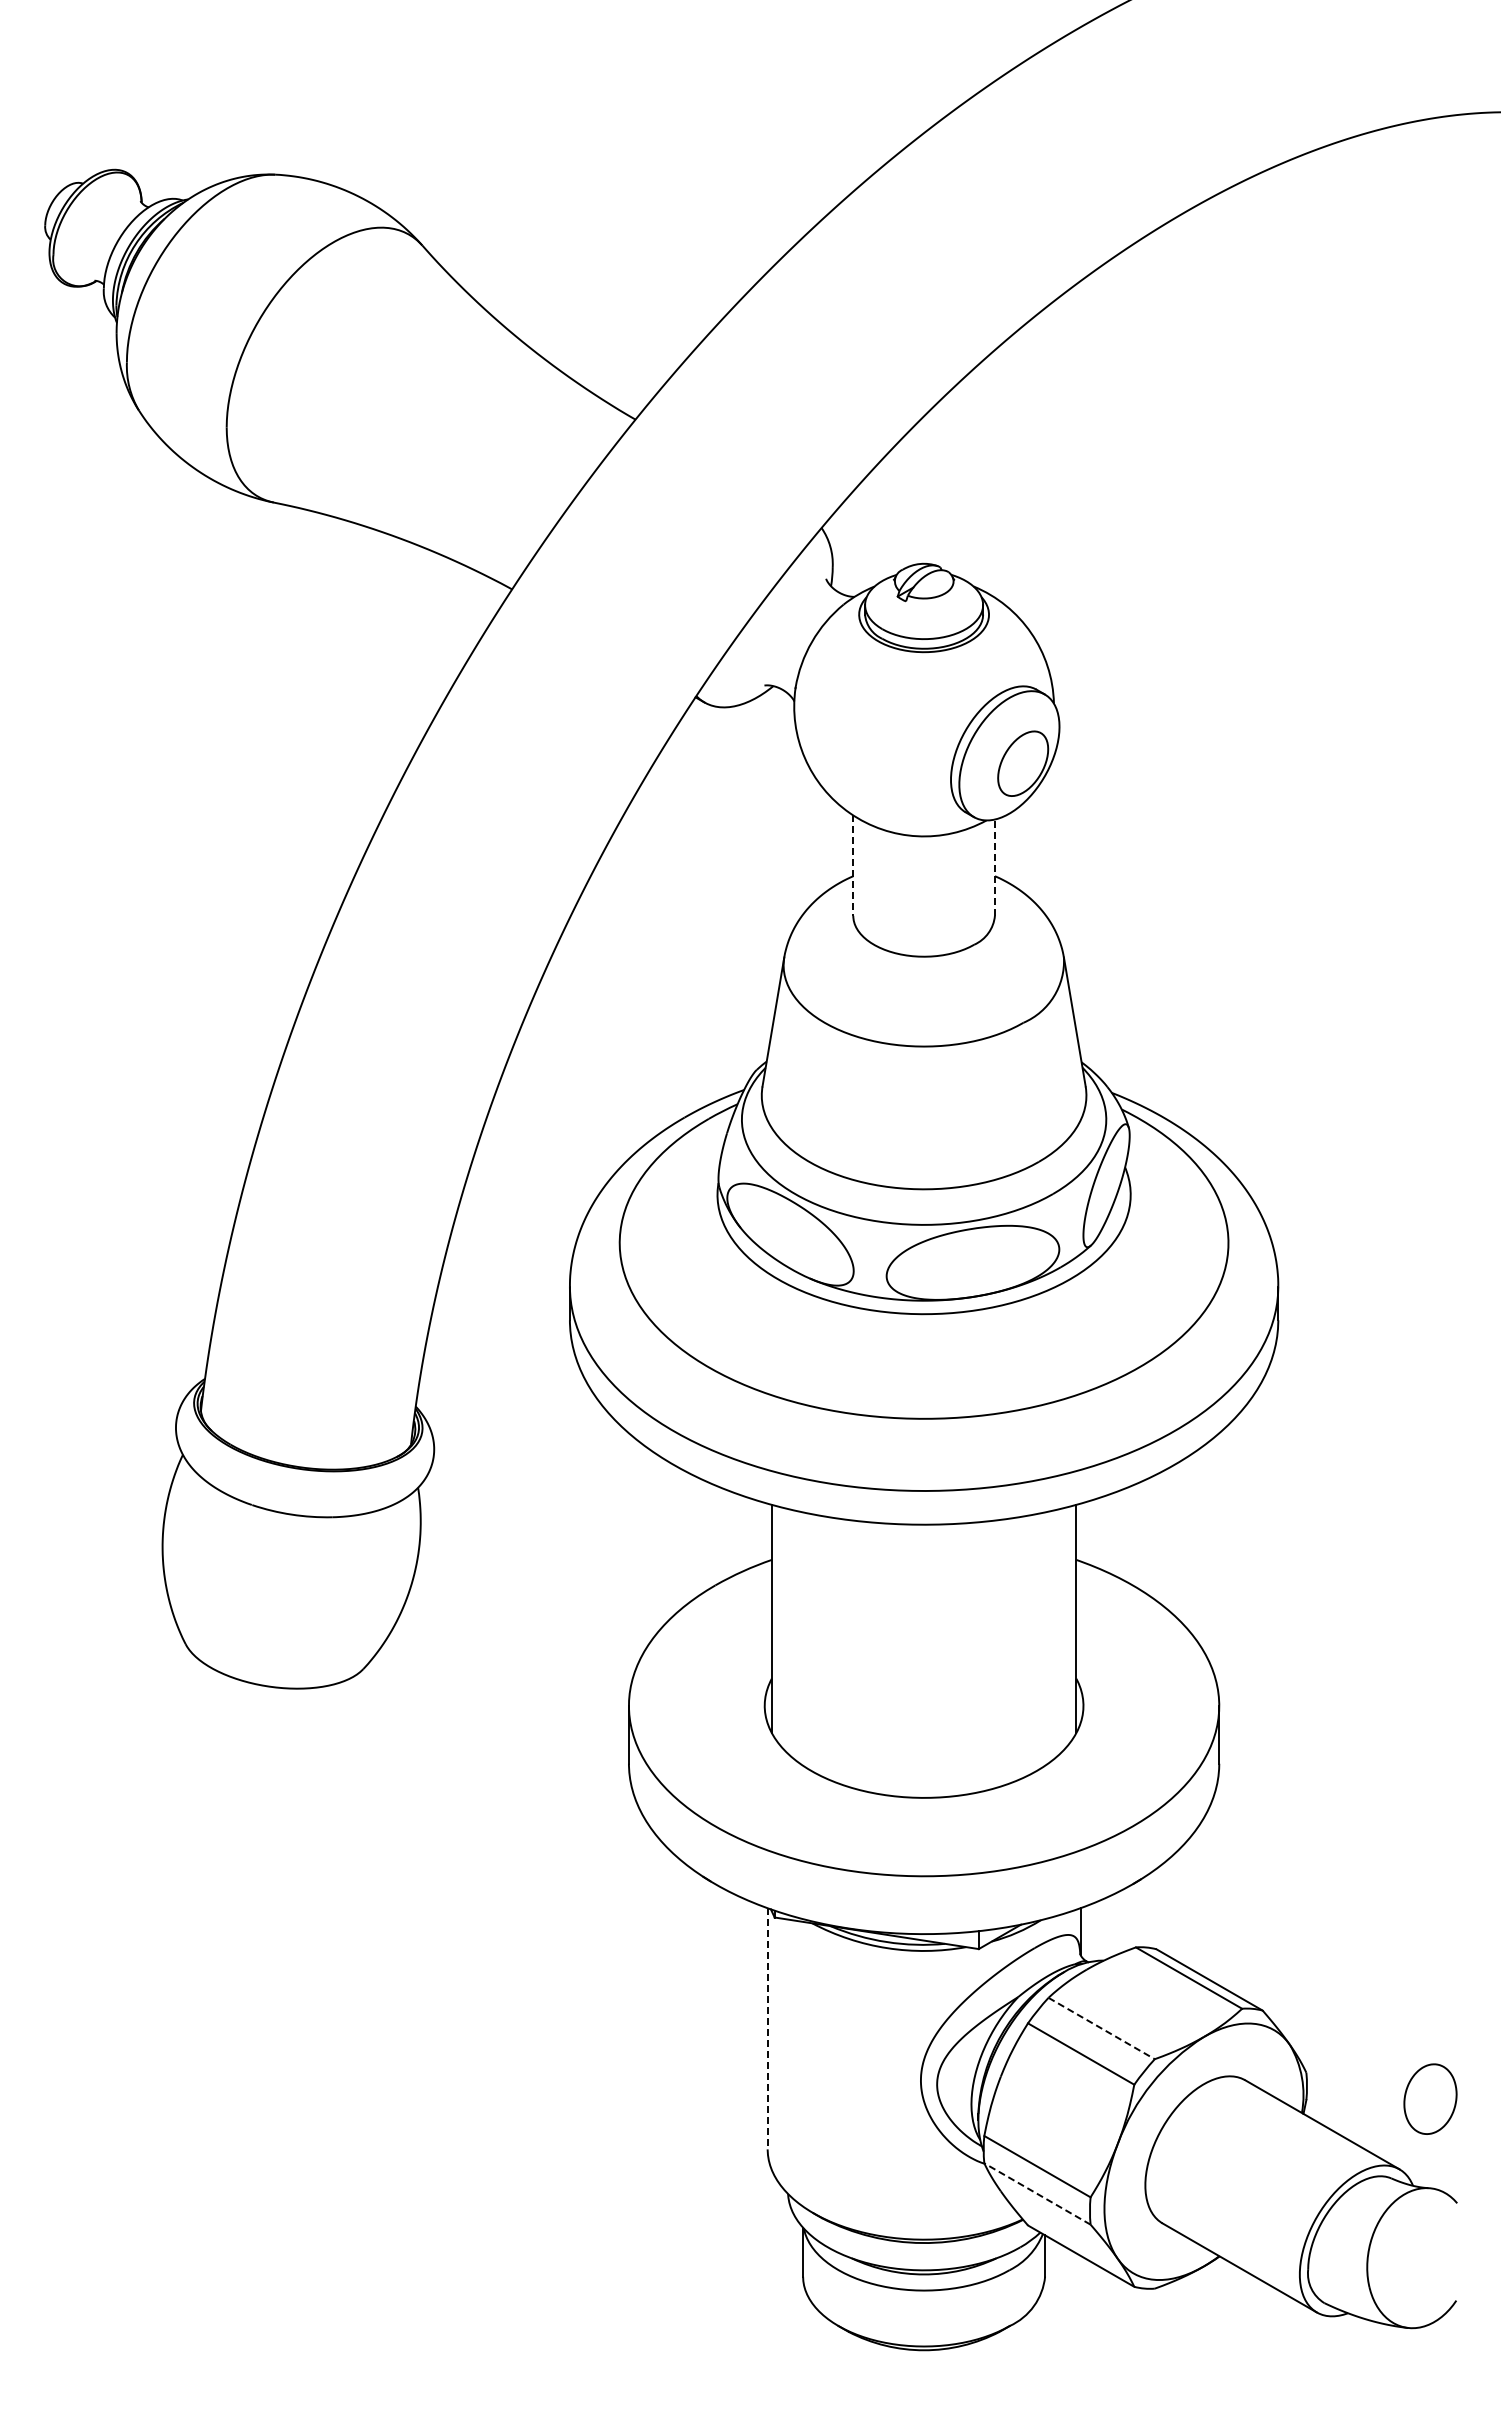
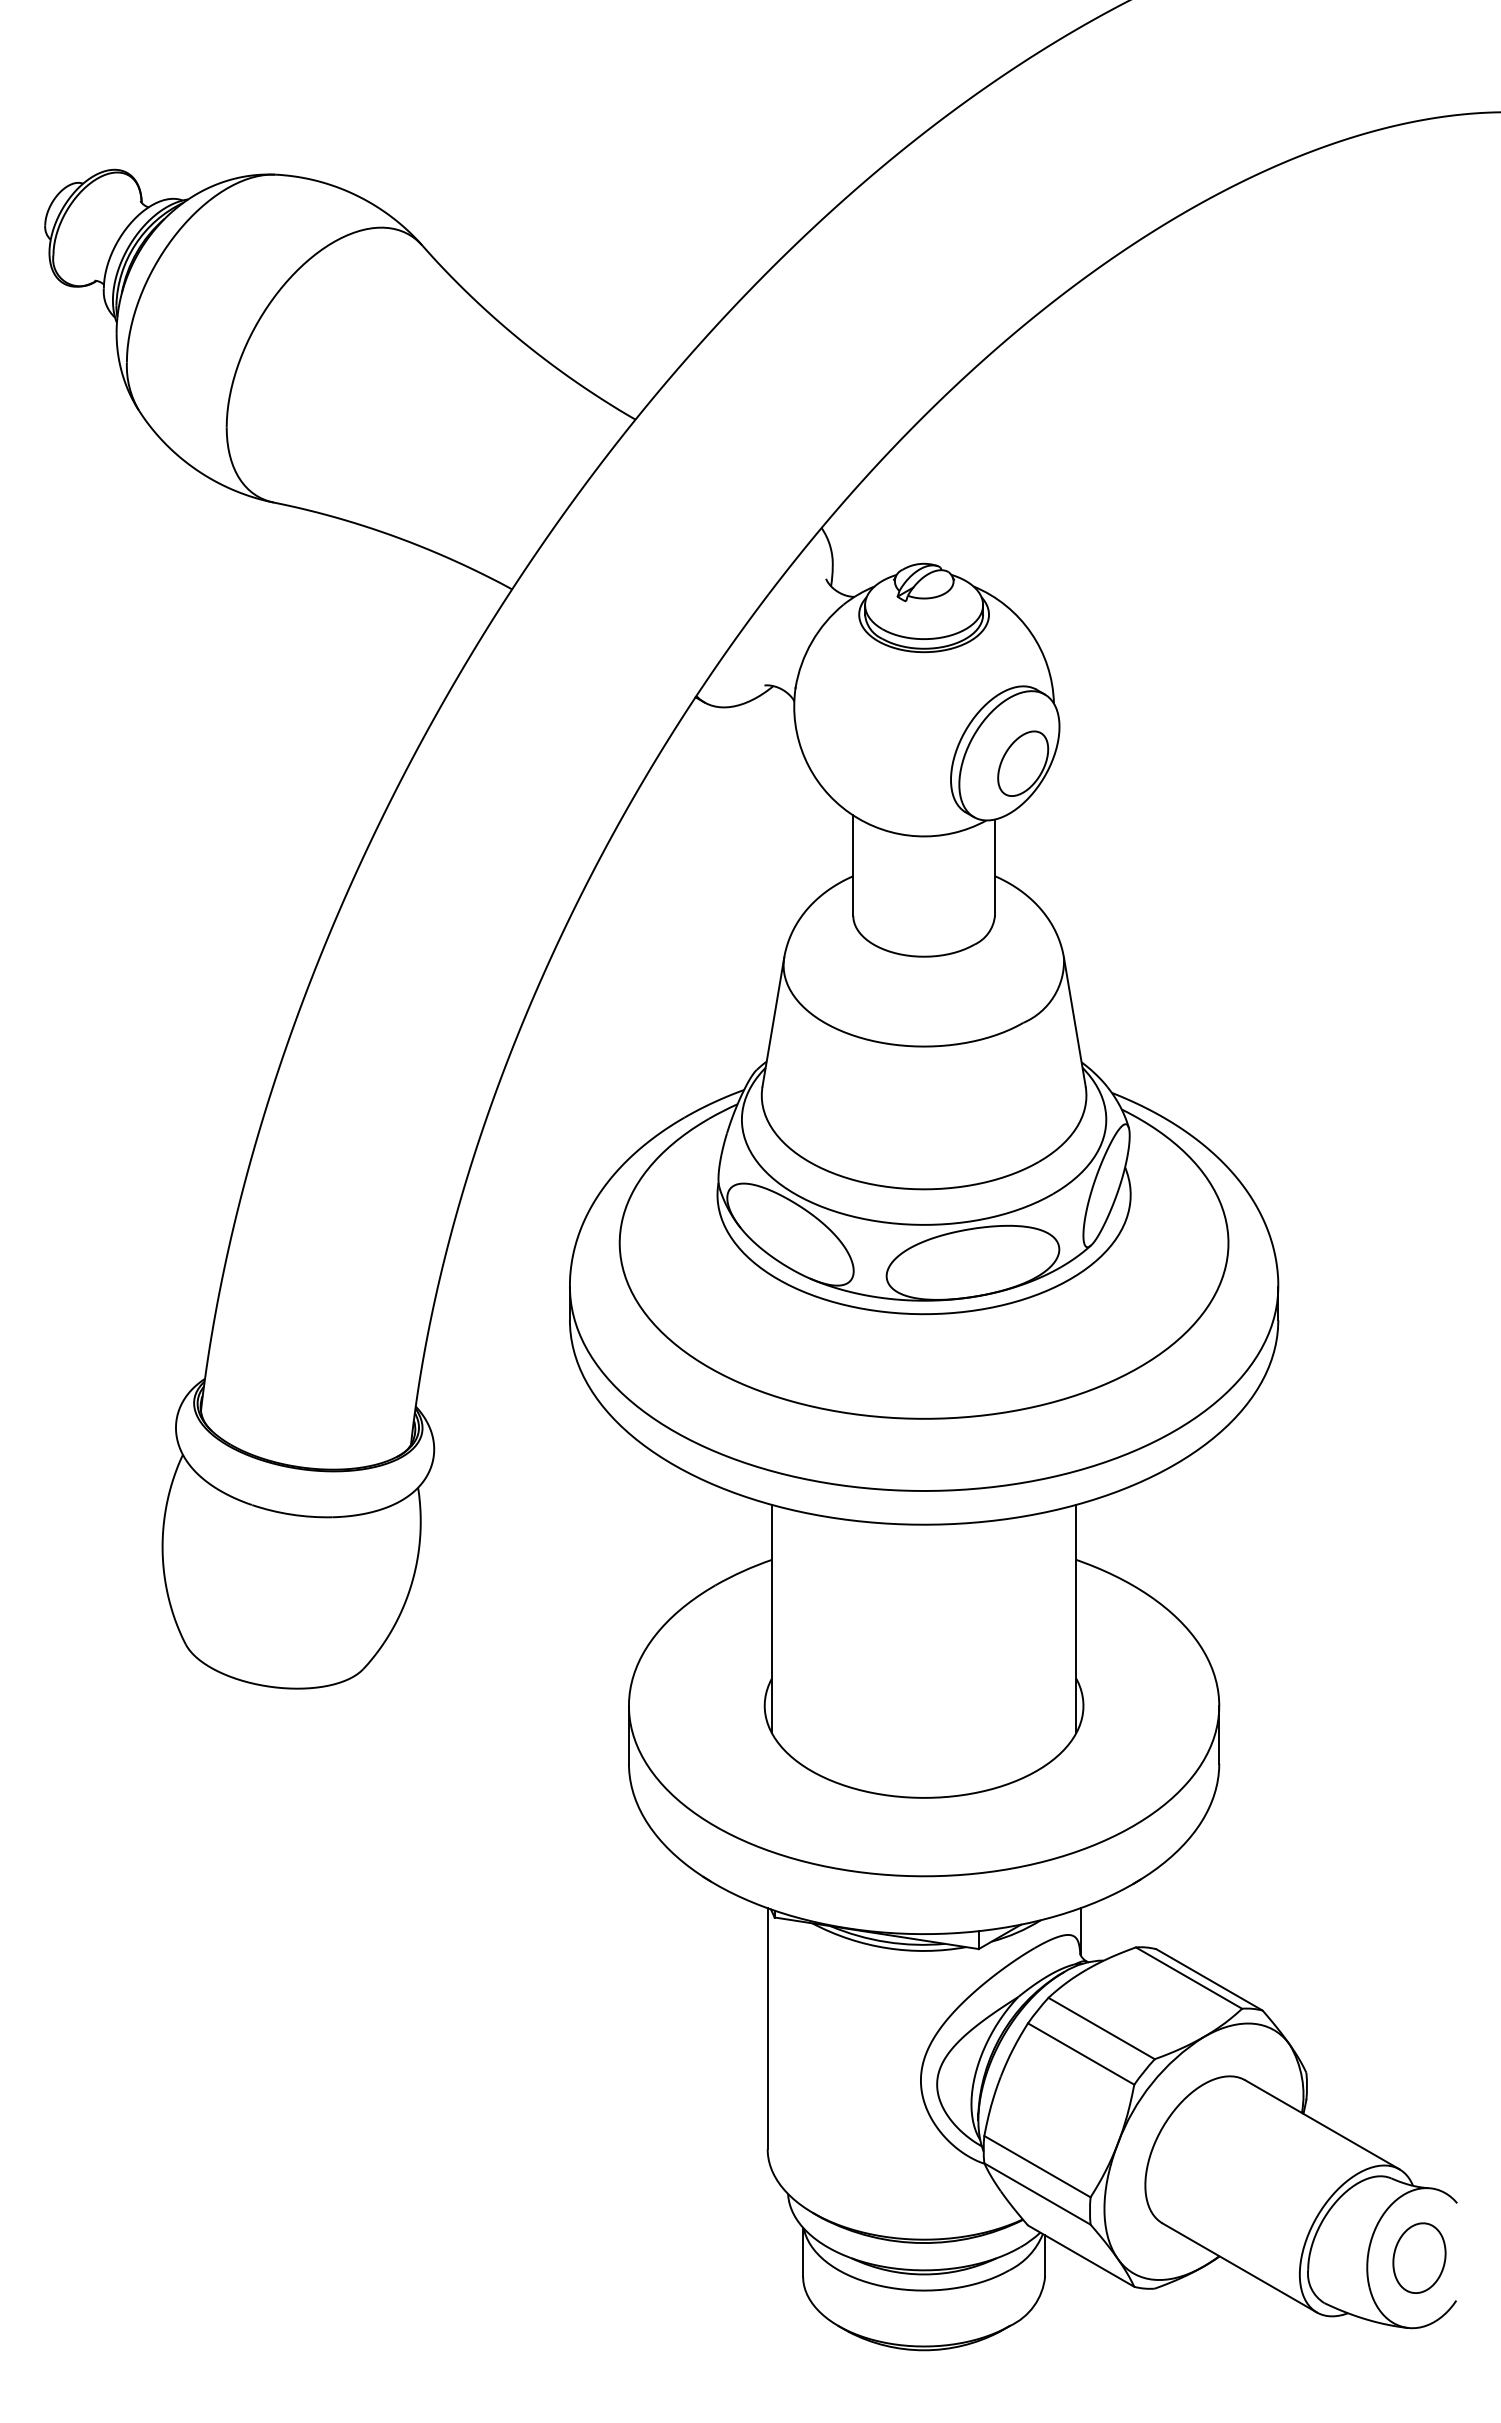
line: dashed -> solid (853, 866)
line: dashed -> solid (994, 867)
line: dashed -> solid (767, 2028)
line: dashed -> solid (1102, 2028)
part position: (1430, 2098) -> (1419, 2257) (1419, 2257)
line: dashed -> solid (1037, 2193)
